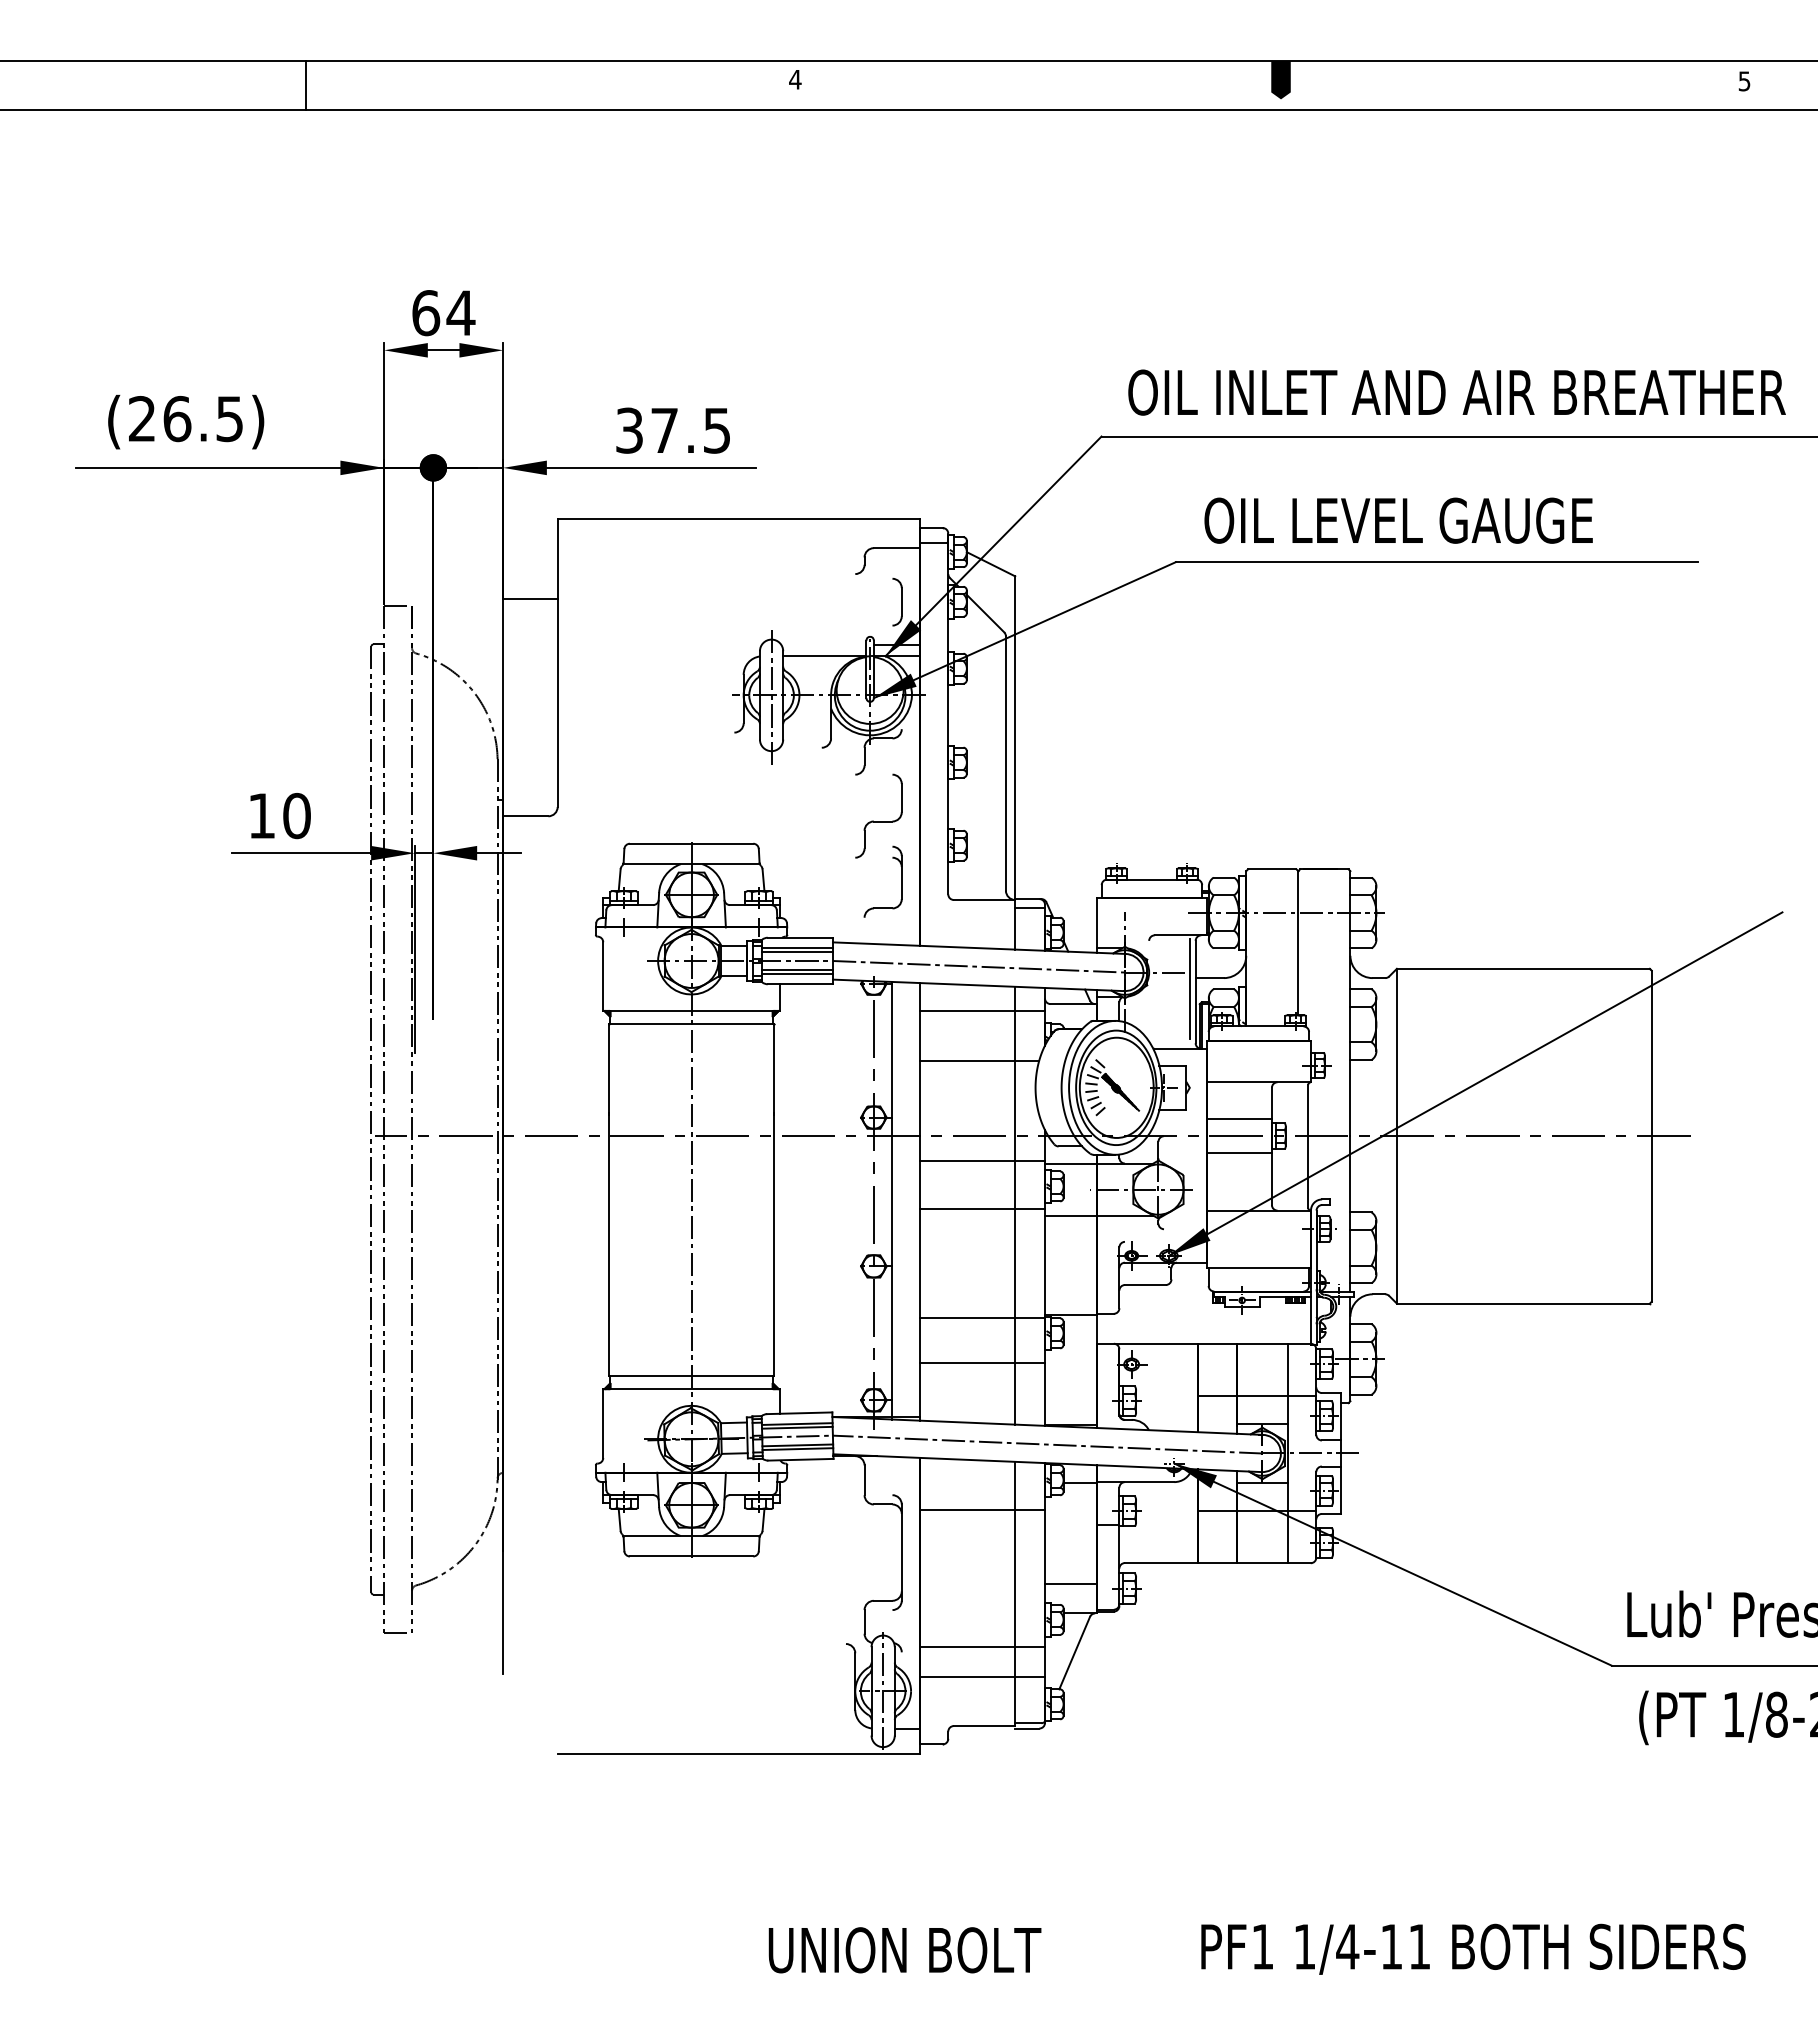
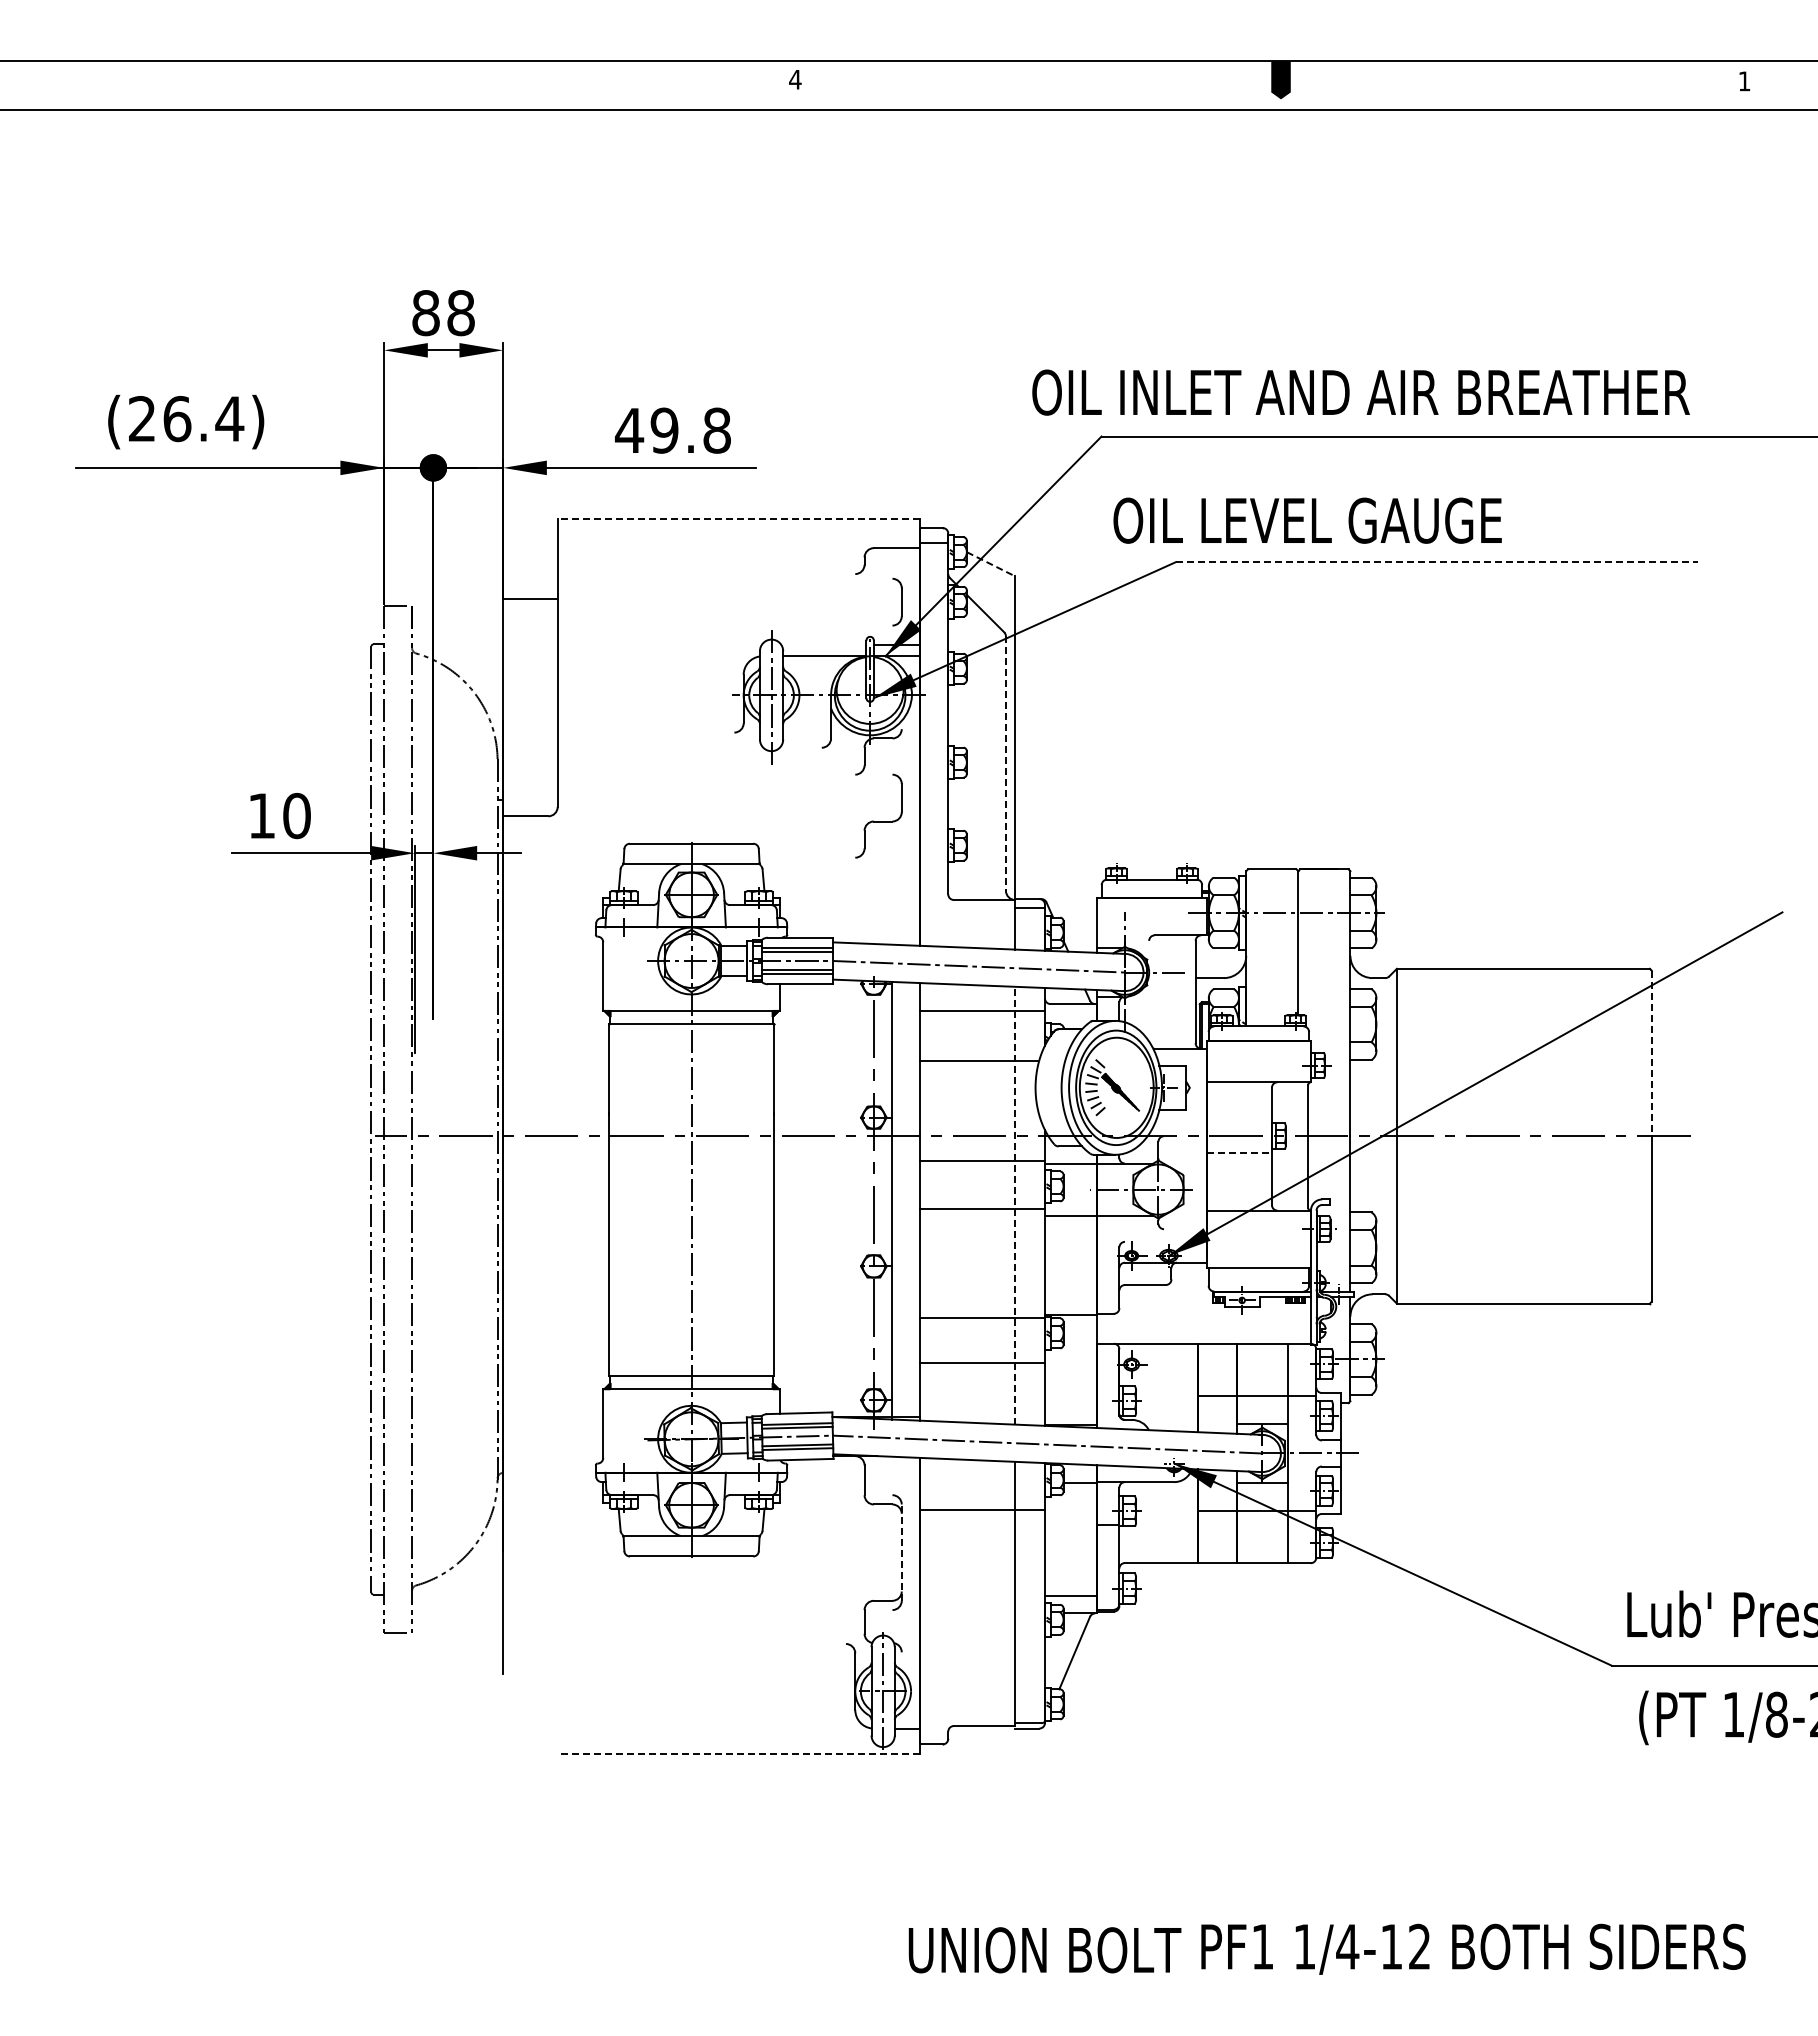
text: 5 -> 1 (1744, 81)
line: present -> none (306, 85)
text: 64 -> 88 (443, 313)
text position: (1456, 392) -> (1360, 392) (1360, 392)
text: (26.5) -> (26.4) (229, 419)
text: 37.5 -> 49.8 (672, 430)
line: solid -> dashed (738, 518)
text position: (1398, 520) -> (1307, 520) (1307, 520)
line: solid -> dashed (1436, 562)
line: solid -> dashed (991, 564)
line: solid -> dashed (1005, 764)
part: present -> none (901, 881)
line: present -> none (1190, 989)
line: solid -> dashed (1651, 1053)
line: present -> none (1238, 1119)
line: solid -> dashed (1239, 1152)
line: solid -> dashed (1015, 1205)
line: solid -> dashed (901, 1552)
line position: (1071, 1584) -> (1071, 1596) (1071, 1596)
line: present -> none (982, 1646)
line: present -> none (982, 1677)
line: solid -> dashed (738, 1753)
text: 1/4-11 -> 1/4-12 (1419, 1946)
text position: (904, 1950) -> (1044, 1950) (1044, 1950)
